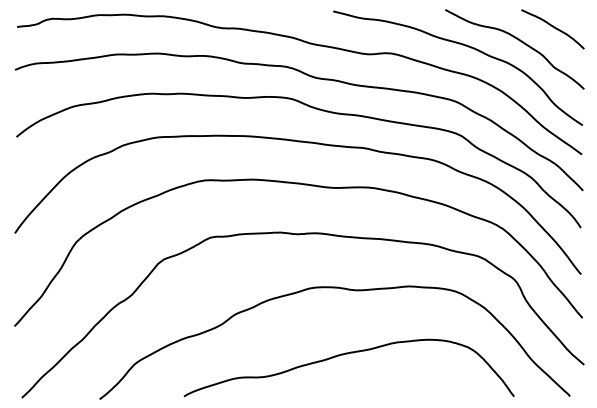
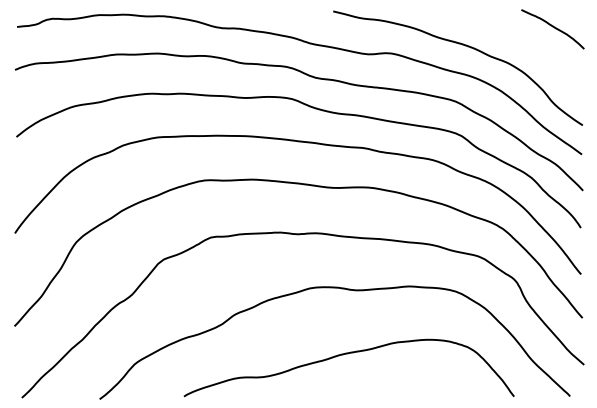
curve: present -> none (519, 41)
